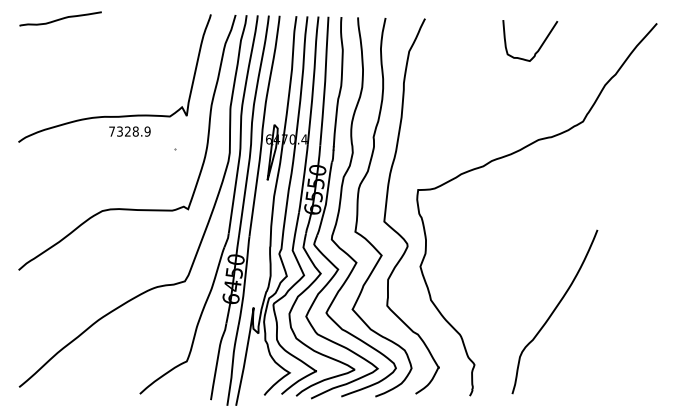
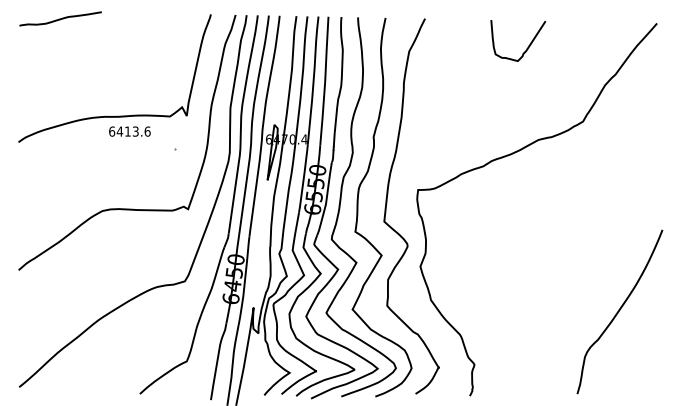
curve position: (540, 45) -> (528, 45) (528, 45)
text: 7328.9 -> 6413.6 (129, 131)
curve position: (554, 311) -> (619, 311) (619, 311)
